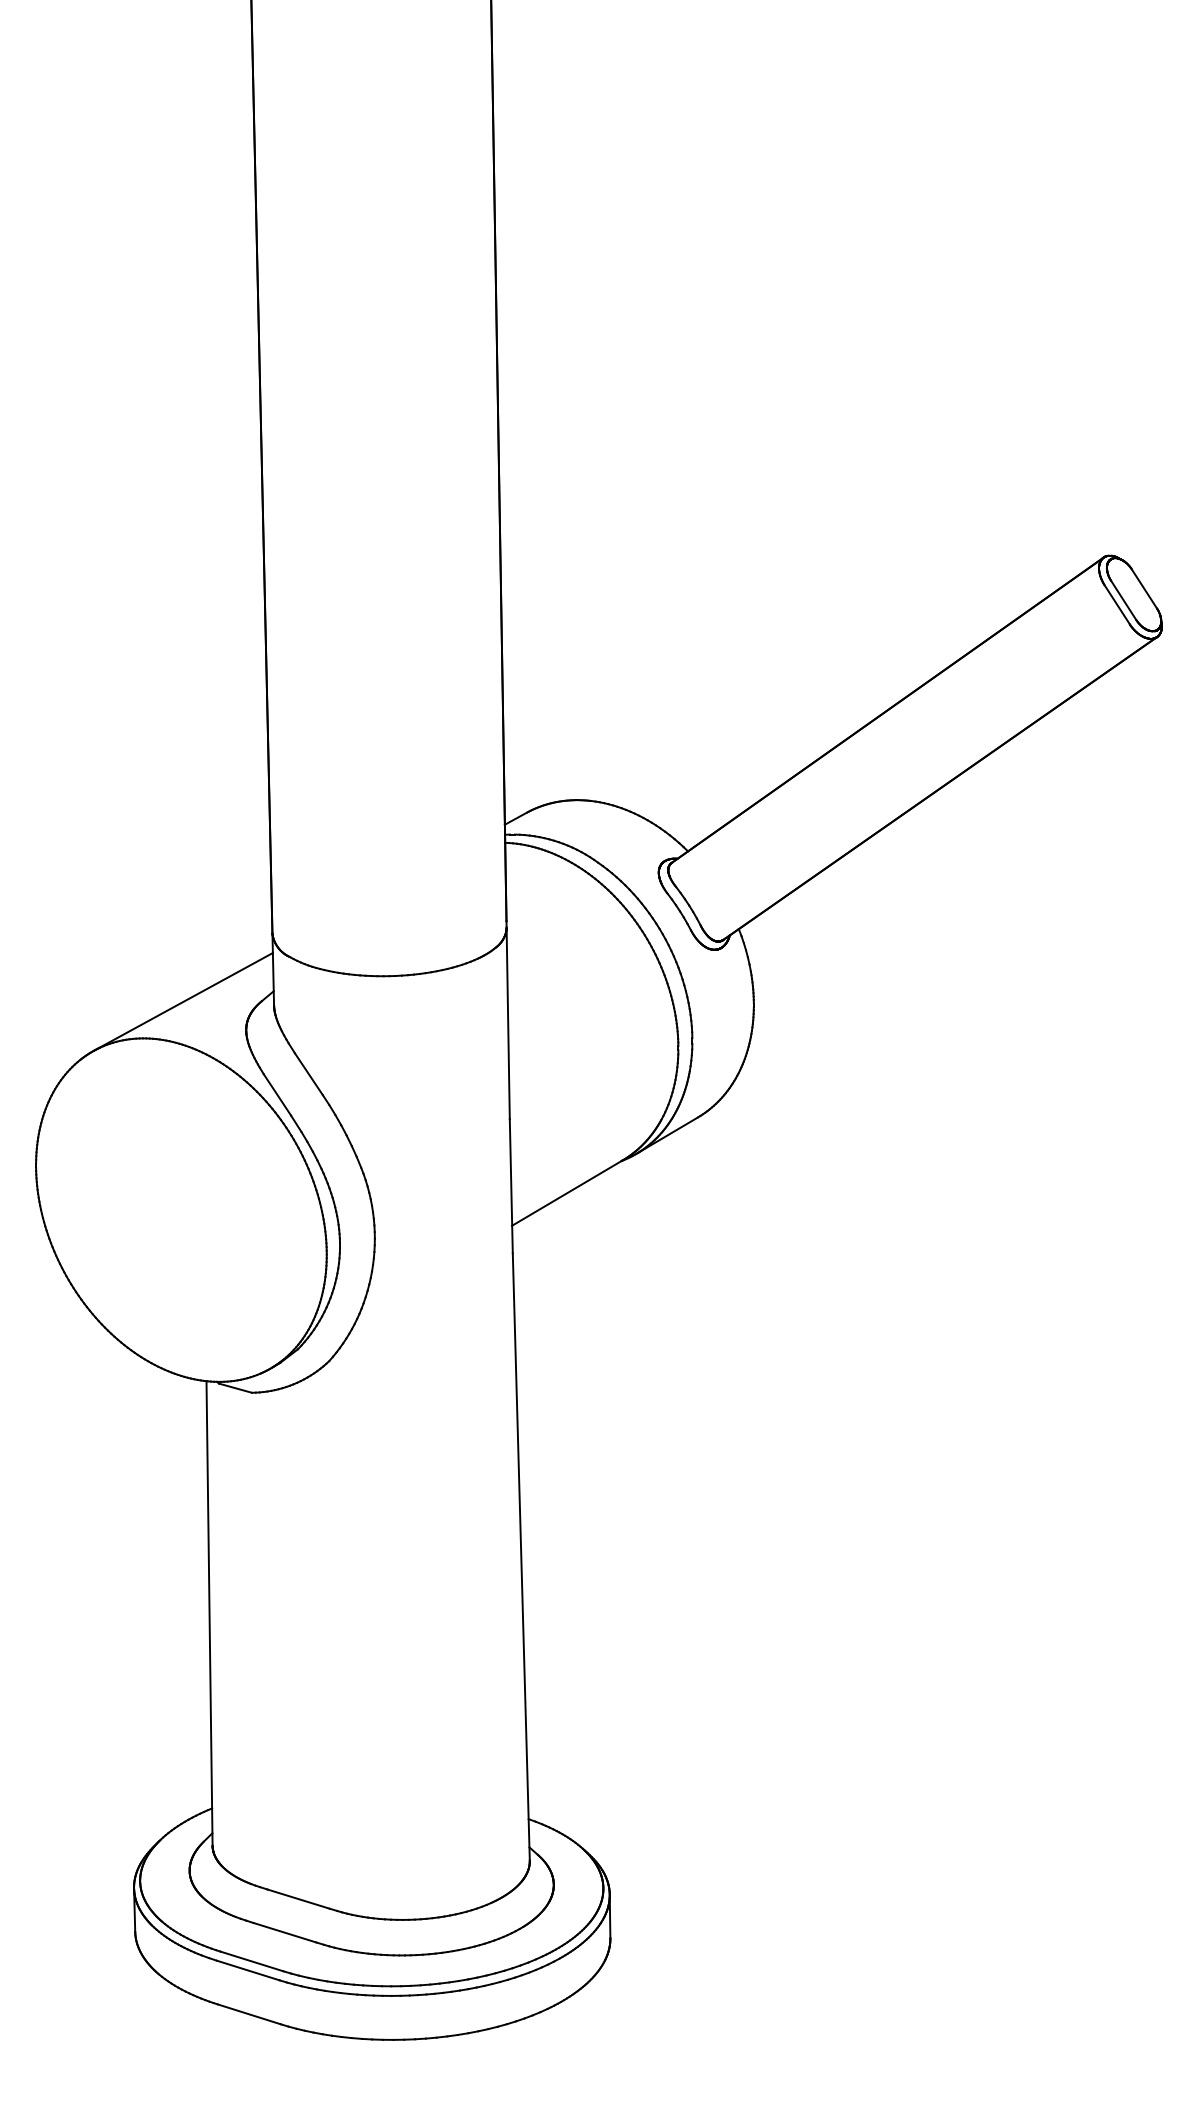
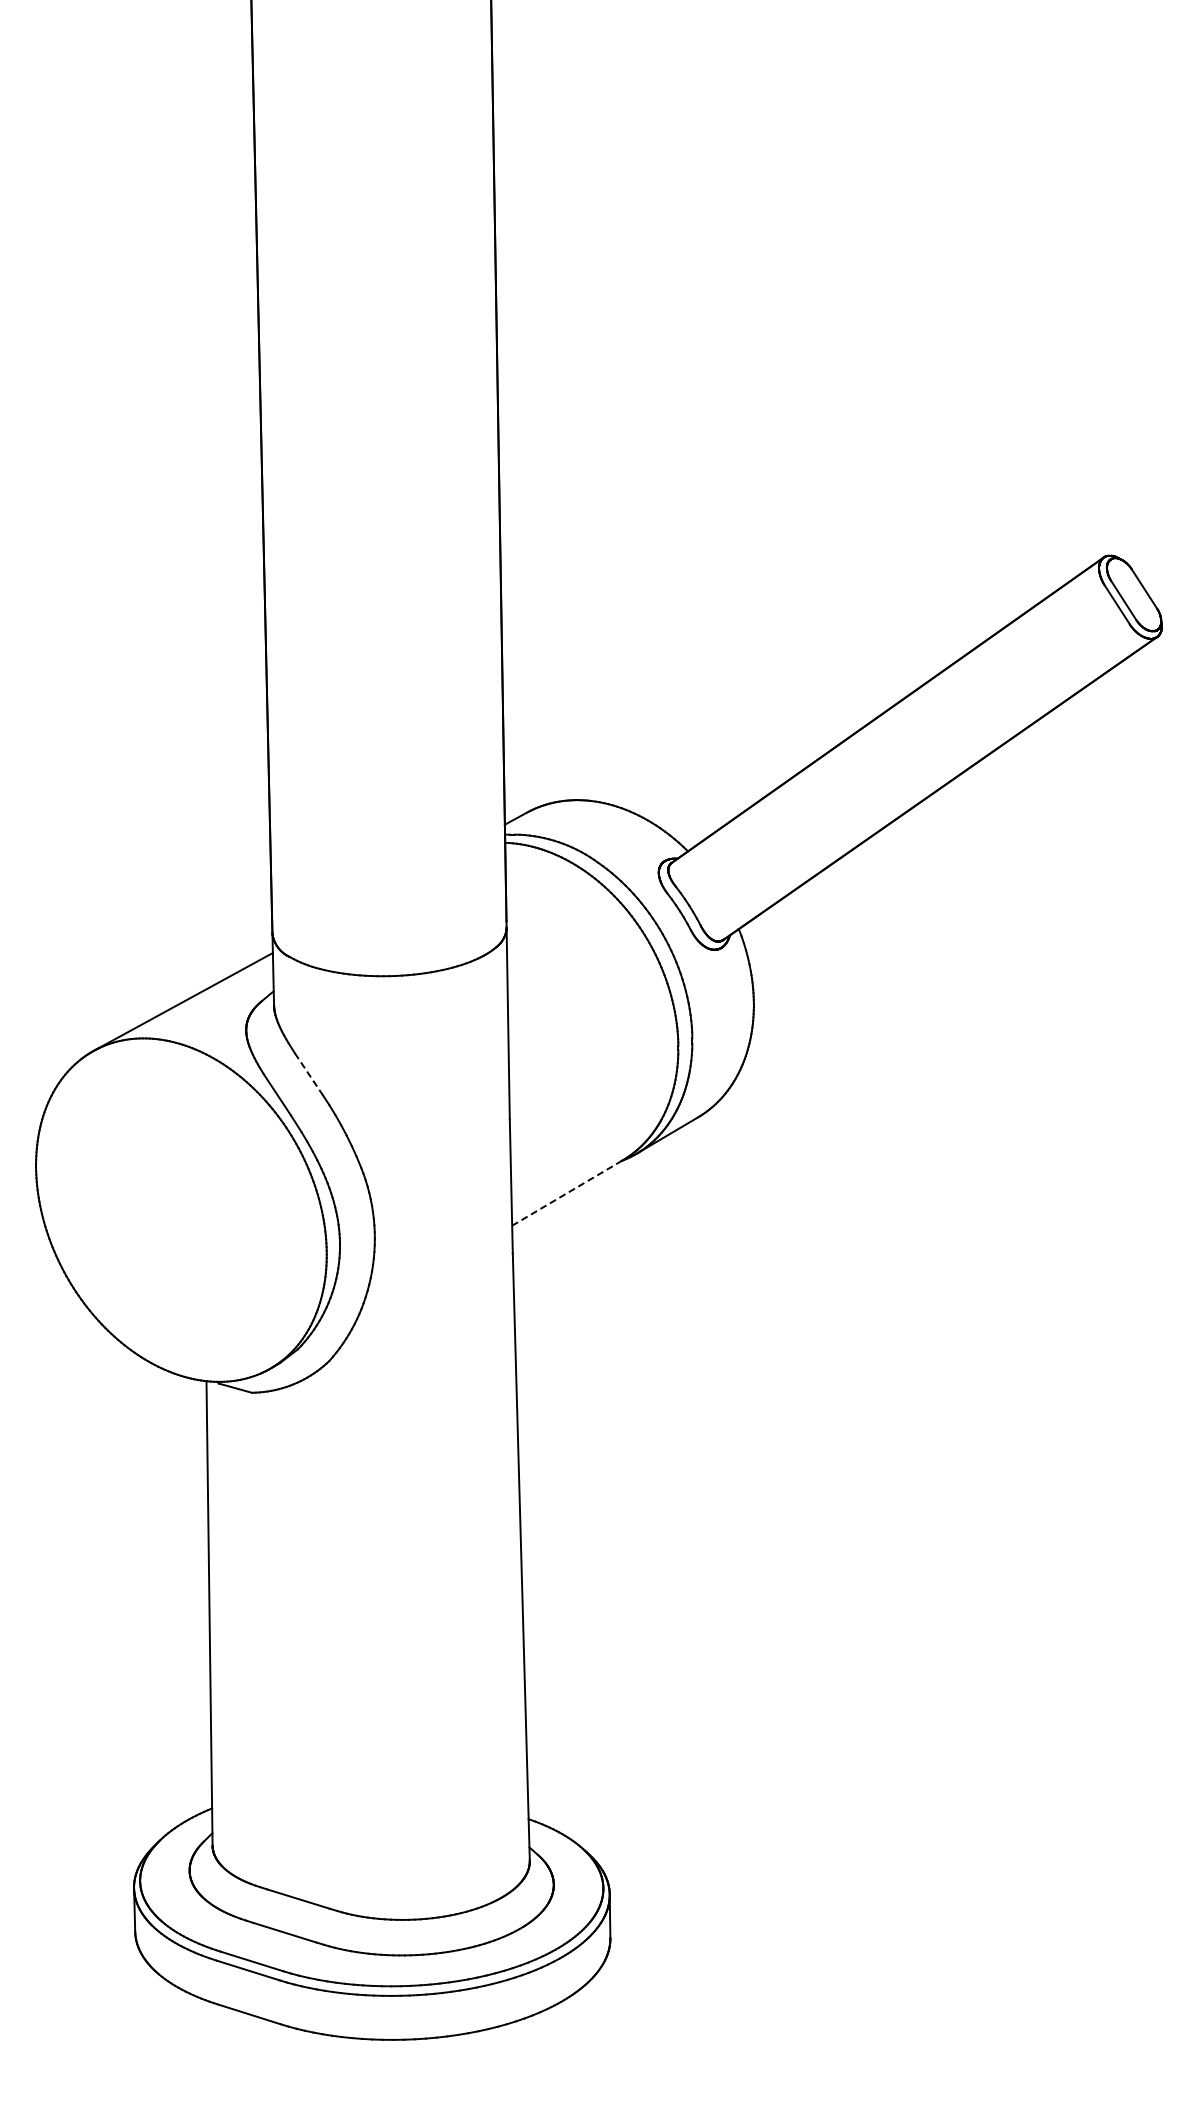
line: solid -> dashed (309, 1074)
line: solid -> dashed (567, 1192)
